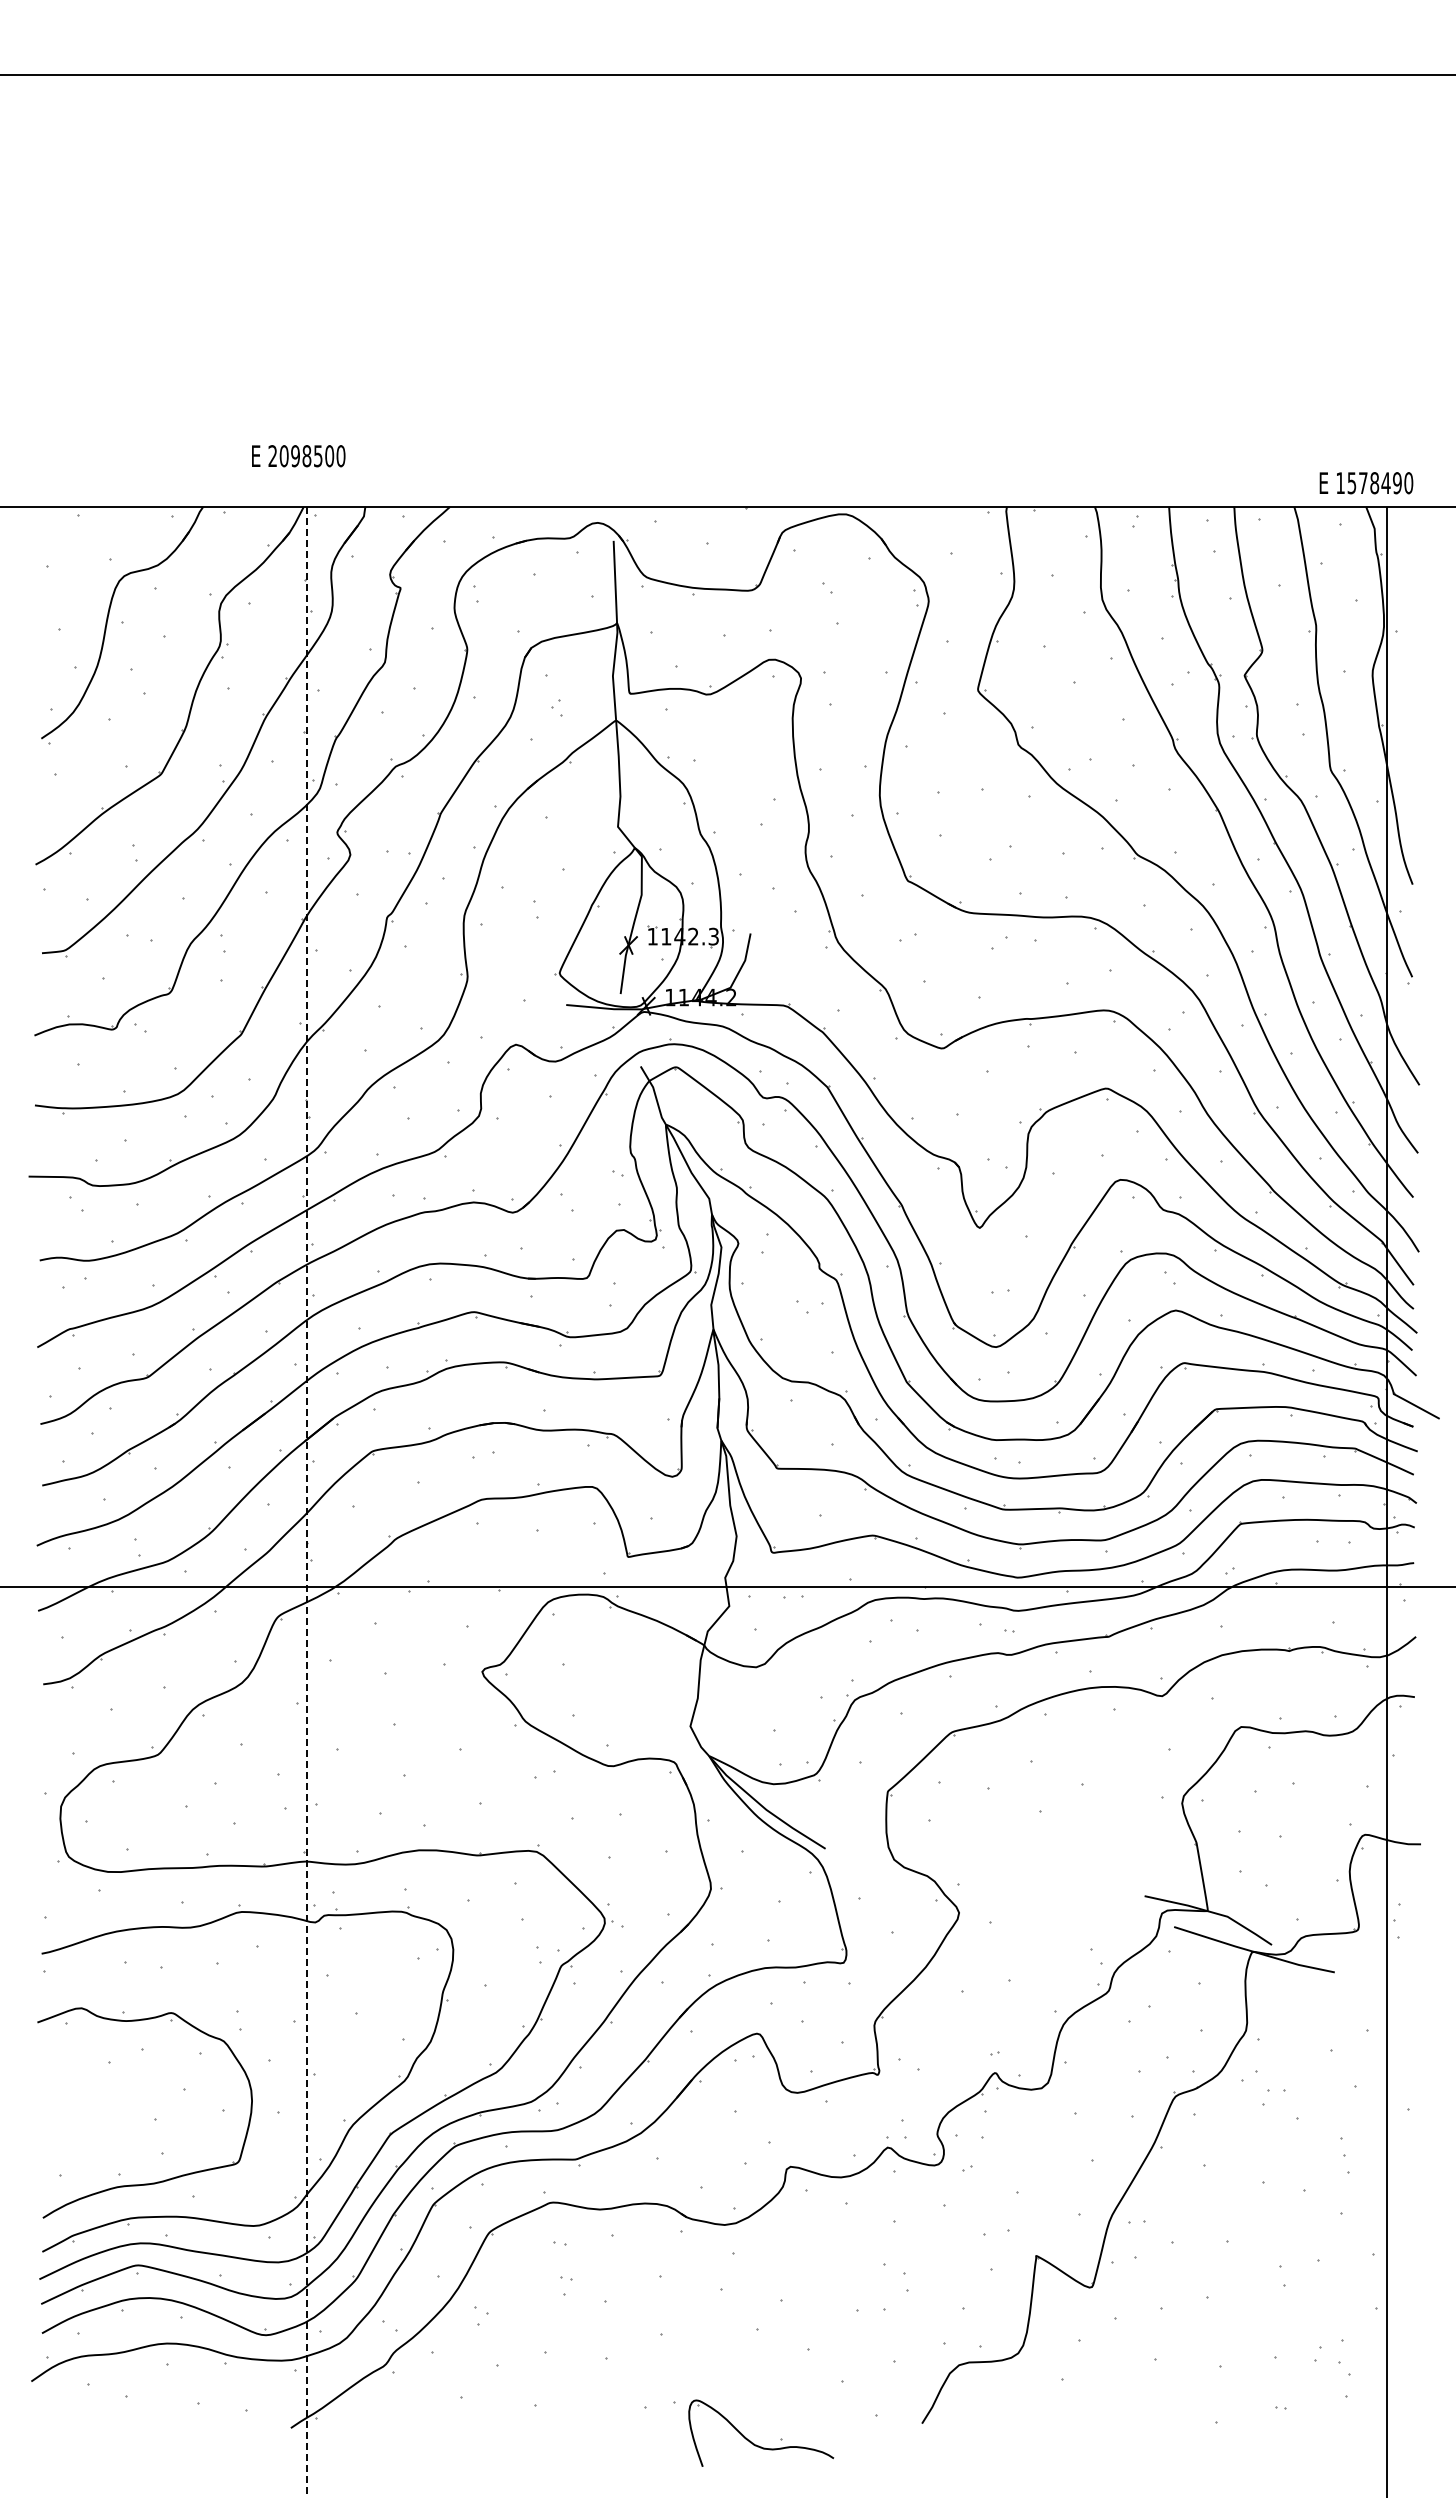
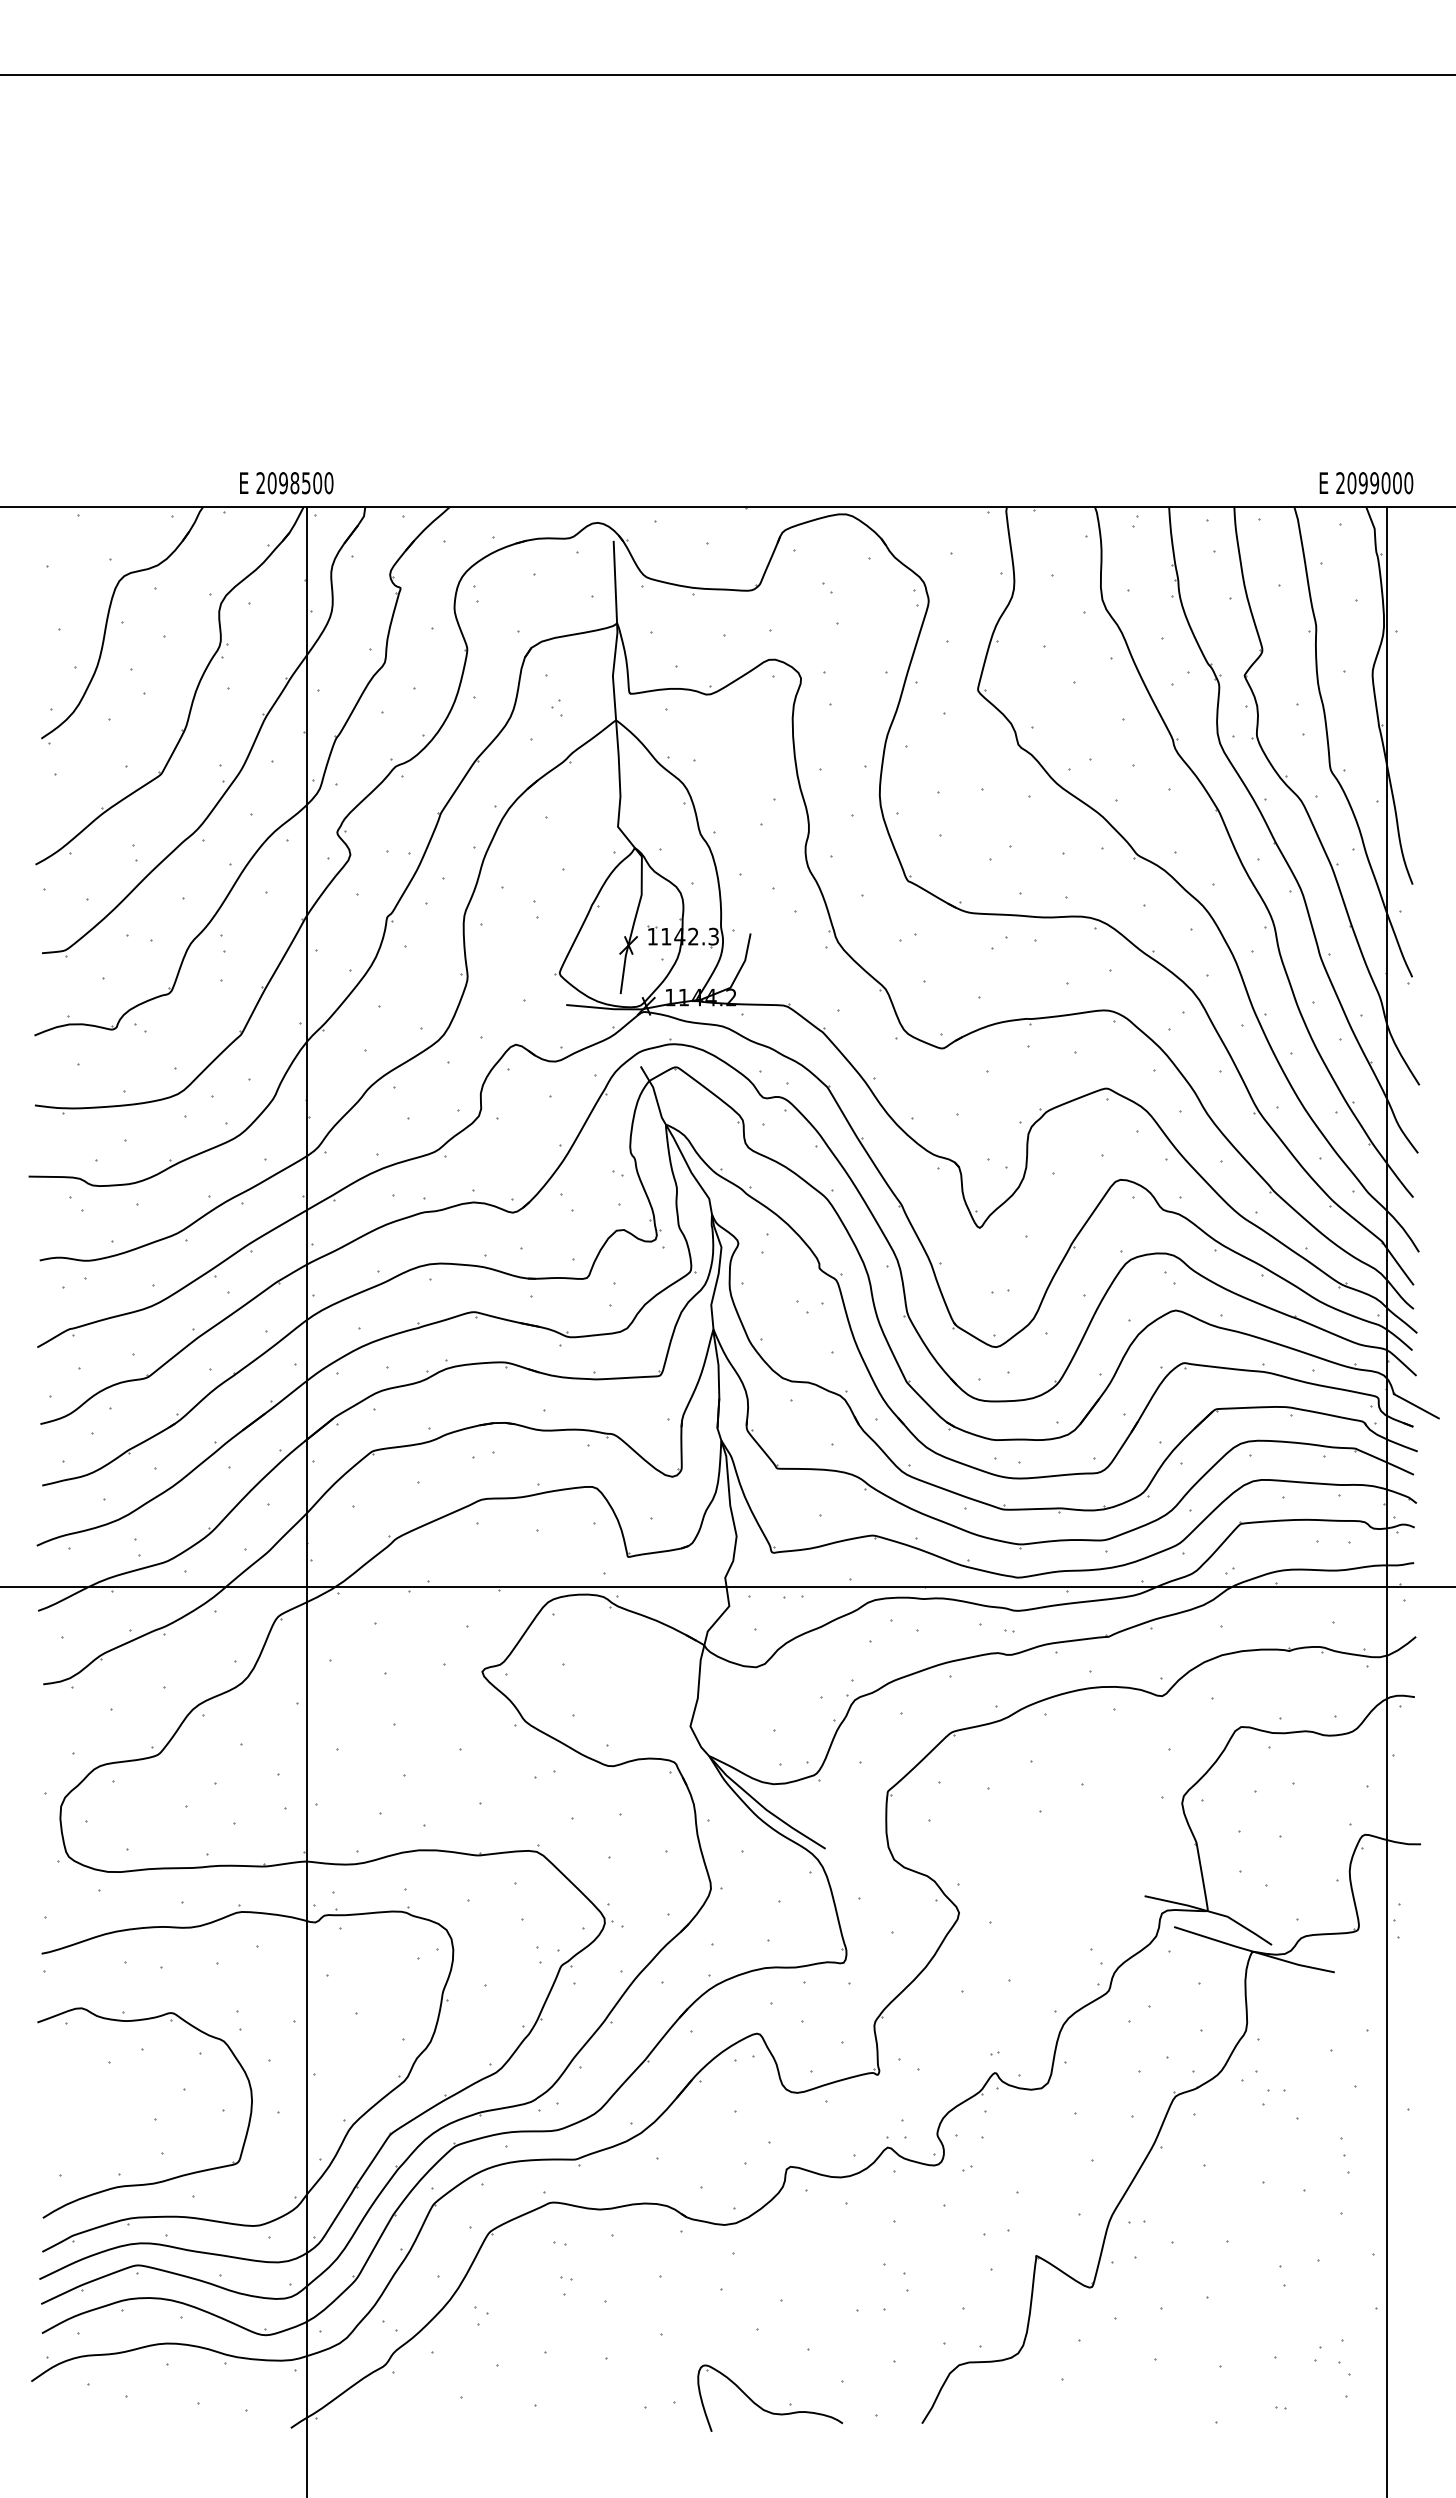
text position: (298, 456) -> (286, 483) (286, 483)
text: 1578490 -> 2099000 (1368, 483)
line: dashed -> solid (307, 1502)
part position: (756, 2444) -> (765, 2409) (765, 2409)
